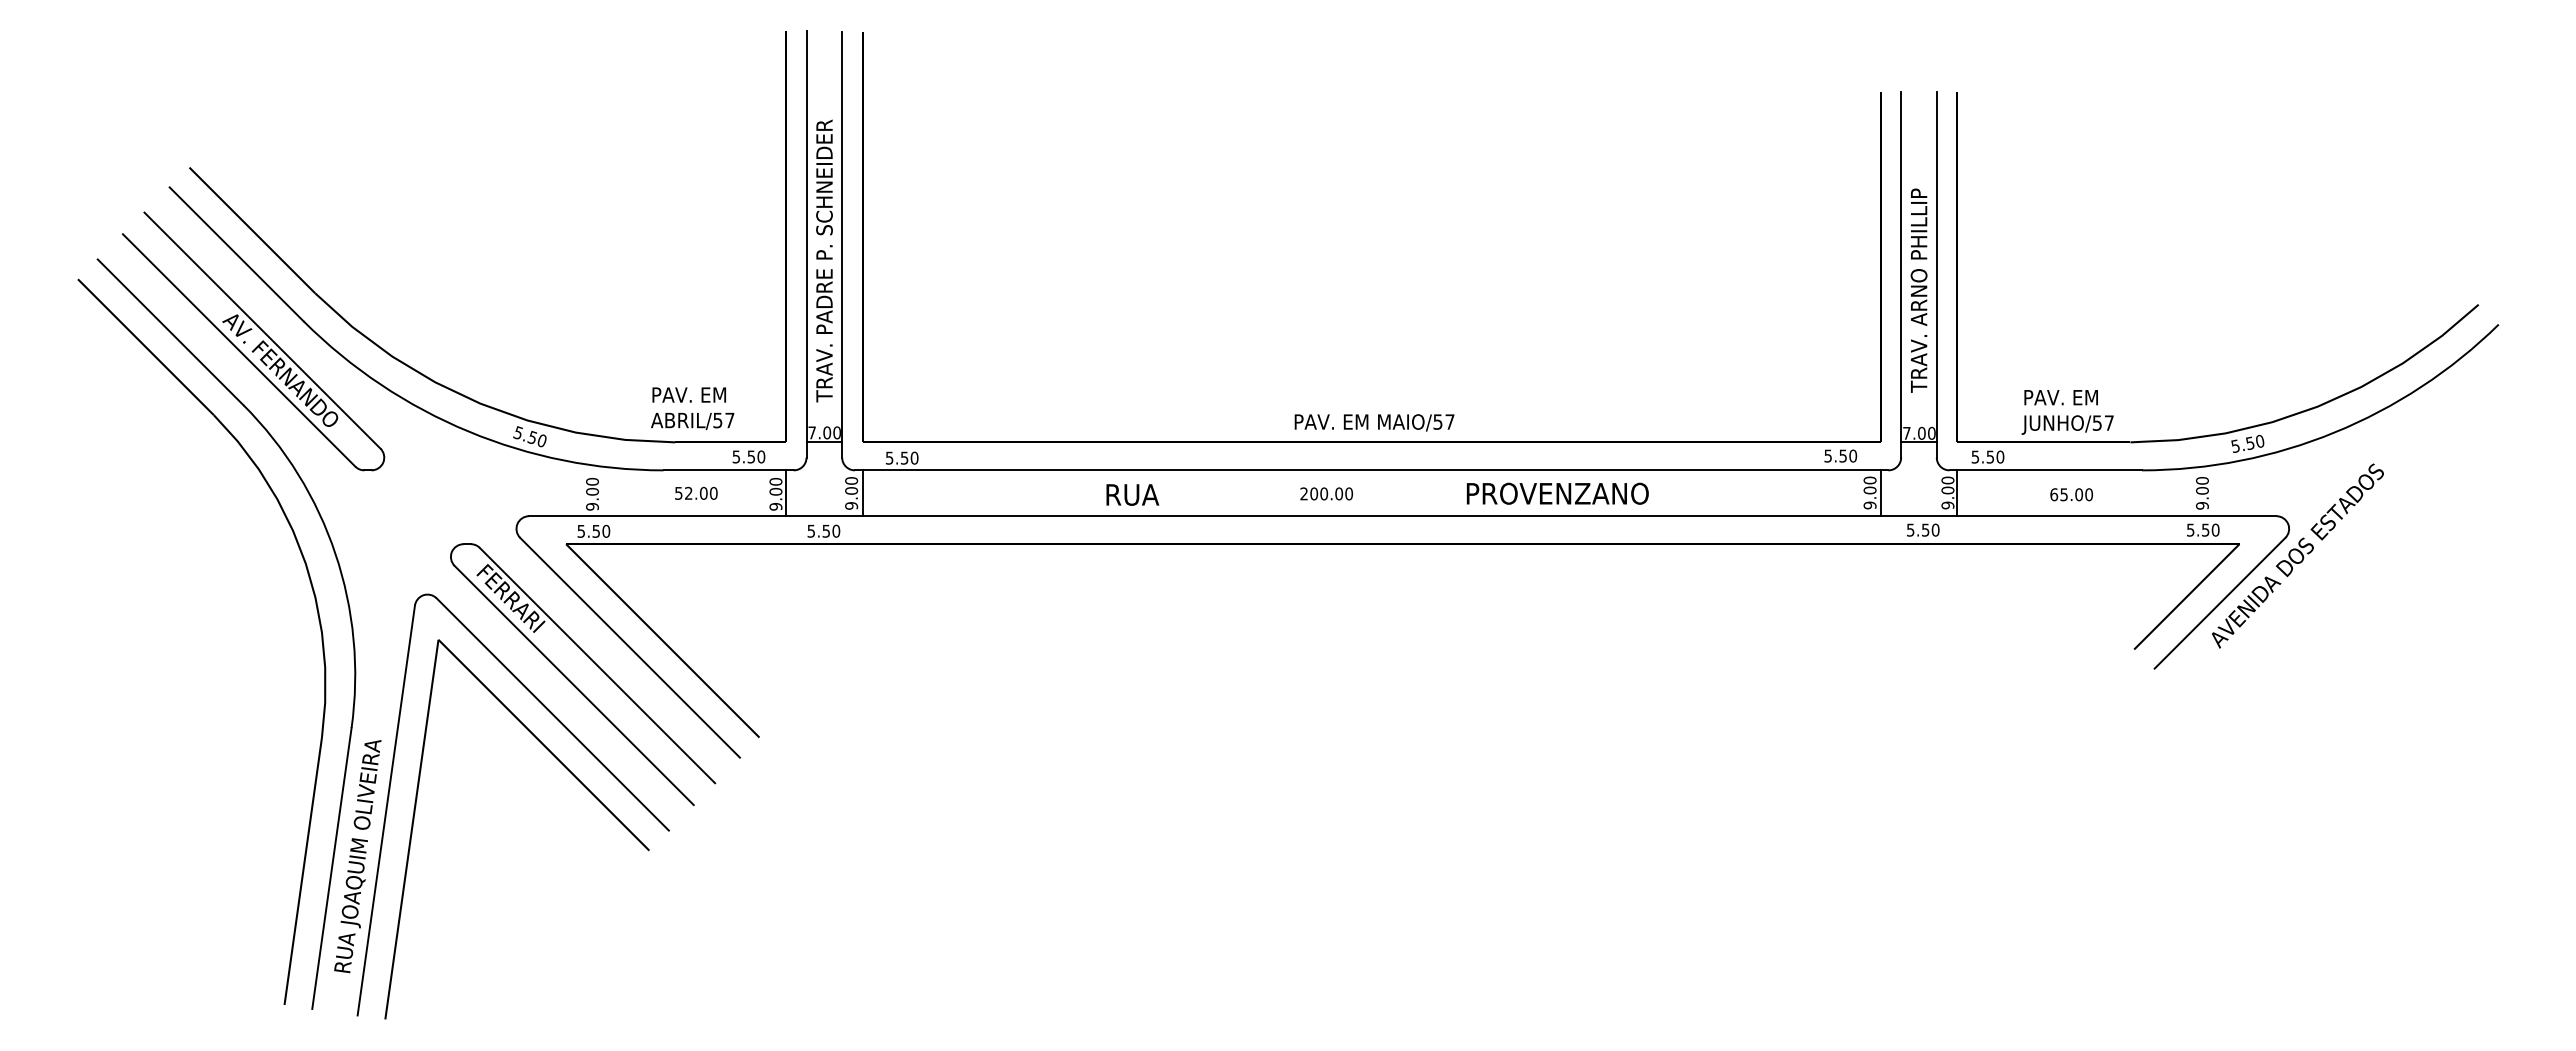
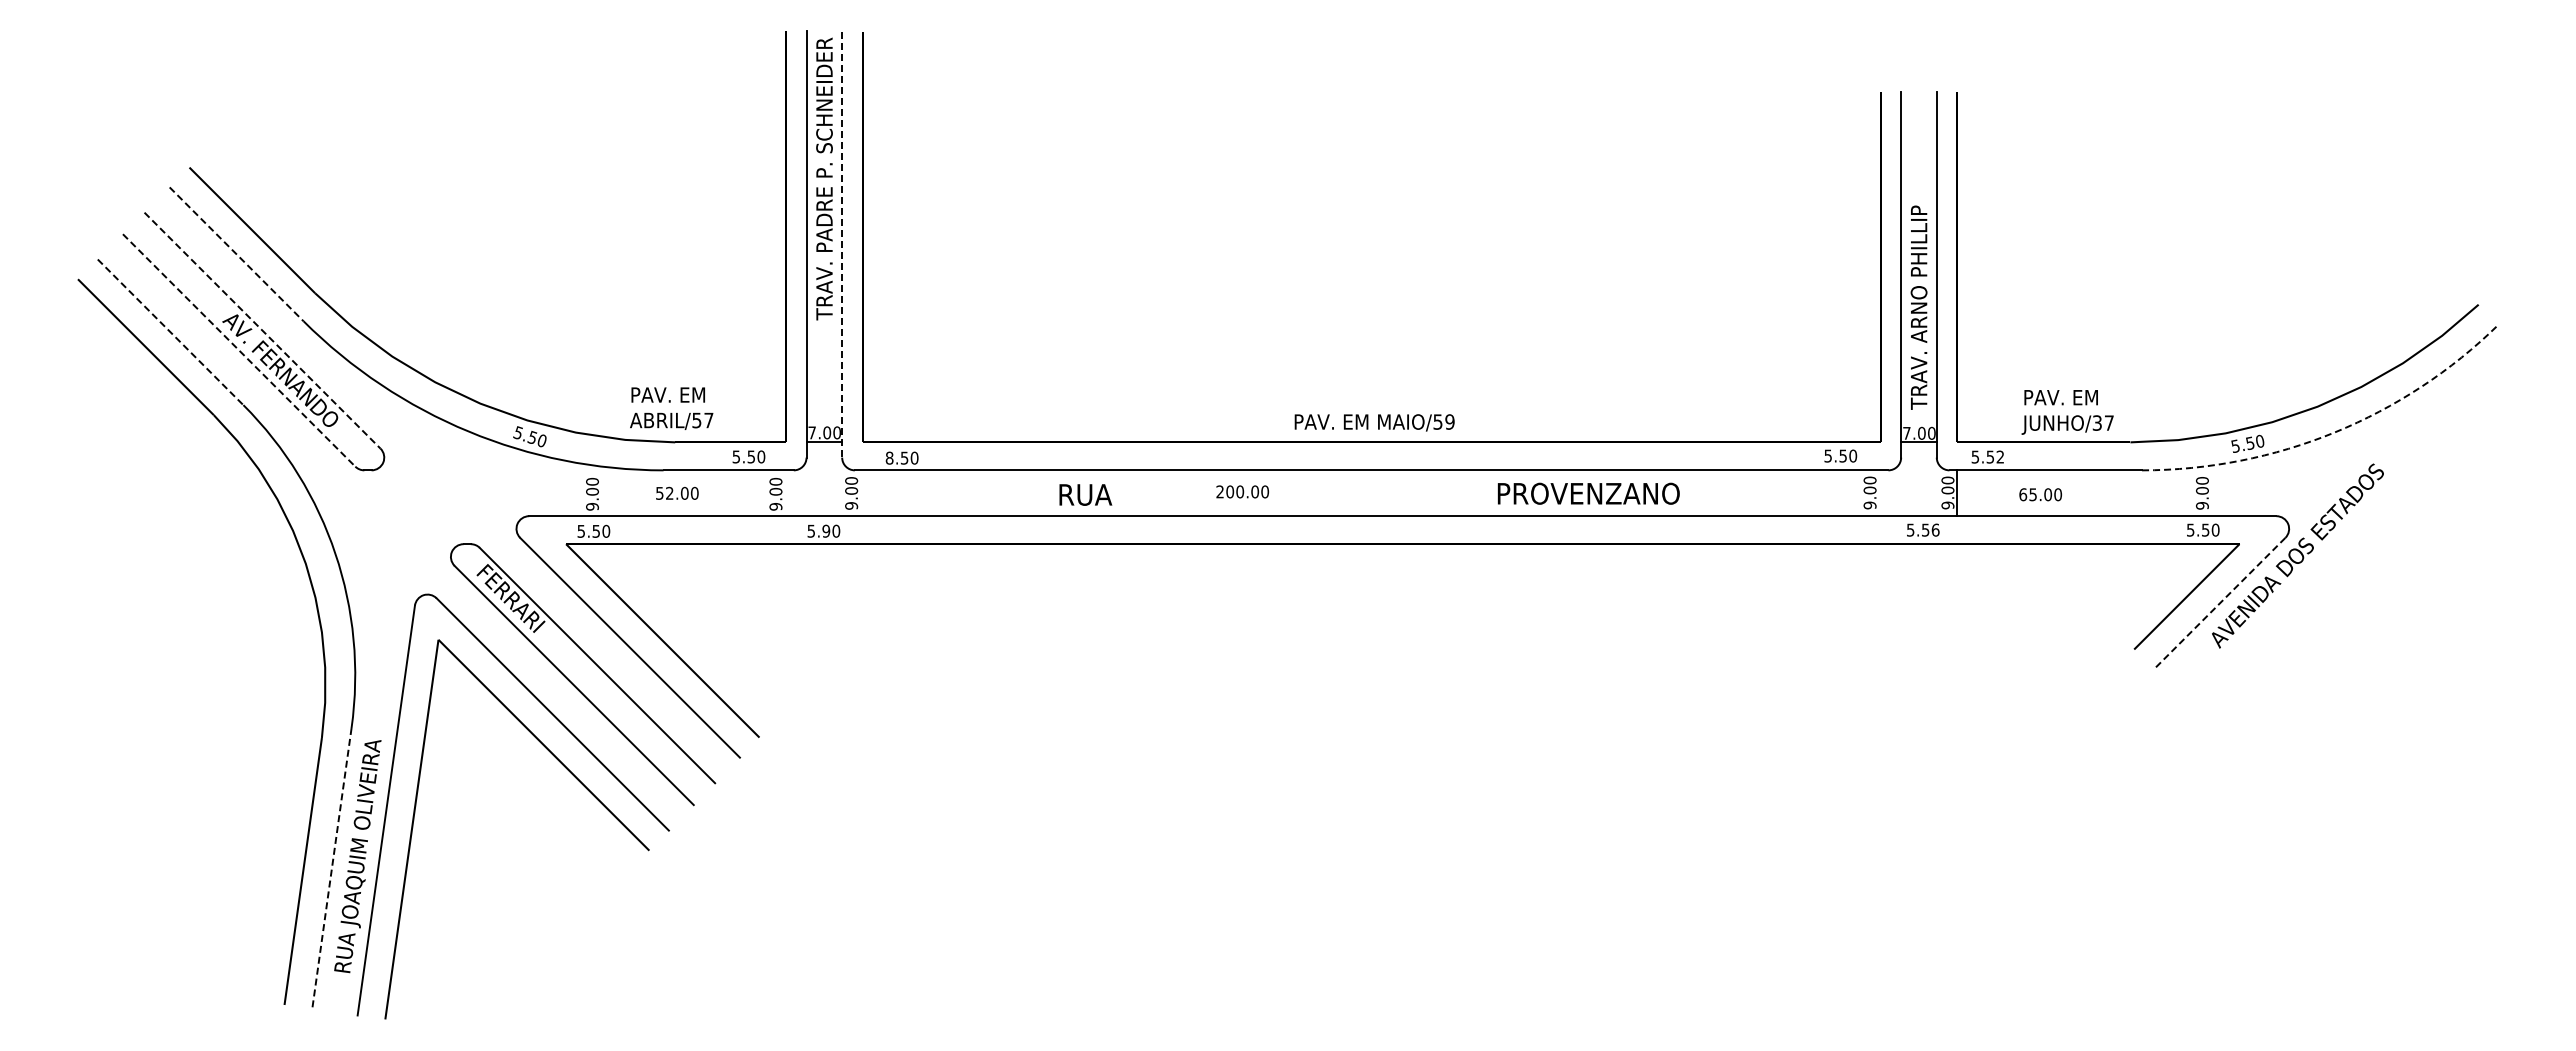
line: solid -> dashed (842, 245)
line: solid -> dashed (236, 254)
text position: (824, 260) -> (824, 178) (824, 178)
text position: (1918, 290) -> (1918, 307) (1918, 307)
line: solid -> dashed (262, 330)
line: solid -> dashed (170, 332)
line: solid -> dashed (239, 350)
text position: (692, 408) -> (671, 408) (671, 408)
text: MAIO/57 -> MAIO/59 (1449, 421)
text: JUNHO/57 -> JUNHO/37 (2097, 422)
arc: solid -> dashed (2334, 432)
text: 5.50 -> 5.52 (2000, 456)
text: 5.50 -> 8.50 (889, 457)
text position: (696, 492) -> (677, 492) (677, 492)
line: present -> none (786, 493)
line: present -> none (862, 493)
text position: (1326, 493) -> (1242, 491) (1242, 491)
text position: (1557, 493) -> (1588, 493) (1588, 493)
line: present -> none (1880, 493)
text position: (1132, 494) -> (1085, 494) (1085, 494)
text position: (2071, 494) -> (2040, 494) (2040, 494)
text: 5.50 -> 5.56 (1935, 529)
text: 5.50 -> 5.90 (826, 530)
line: solid -> dashed (2219, 603)
line: solid -> dashed (331, 868)
